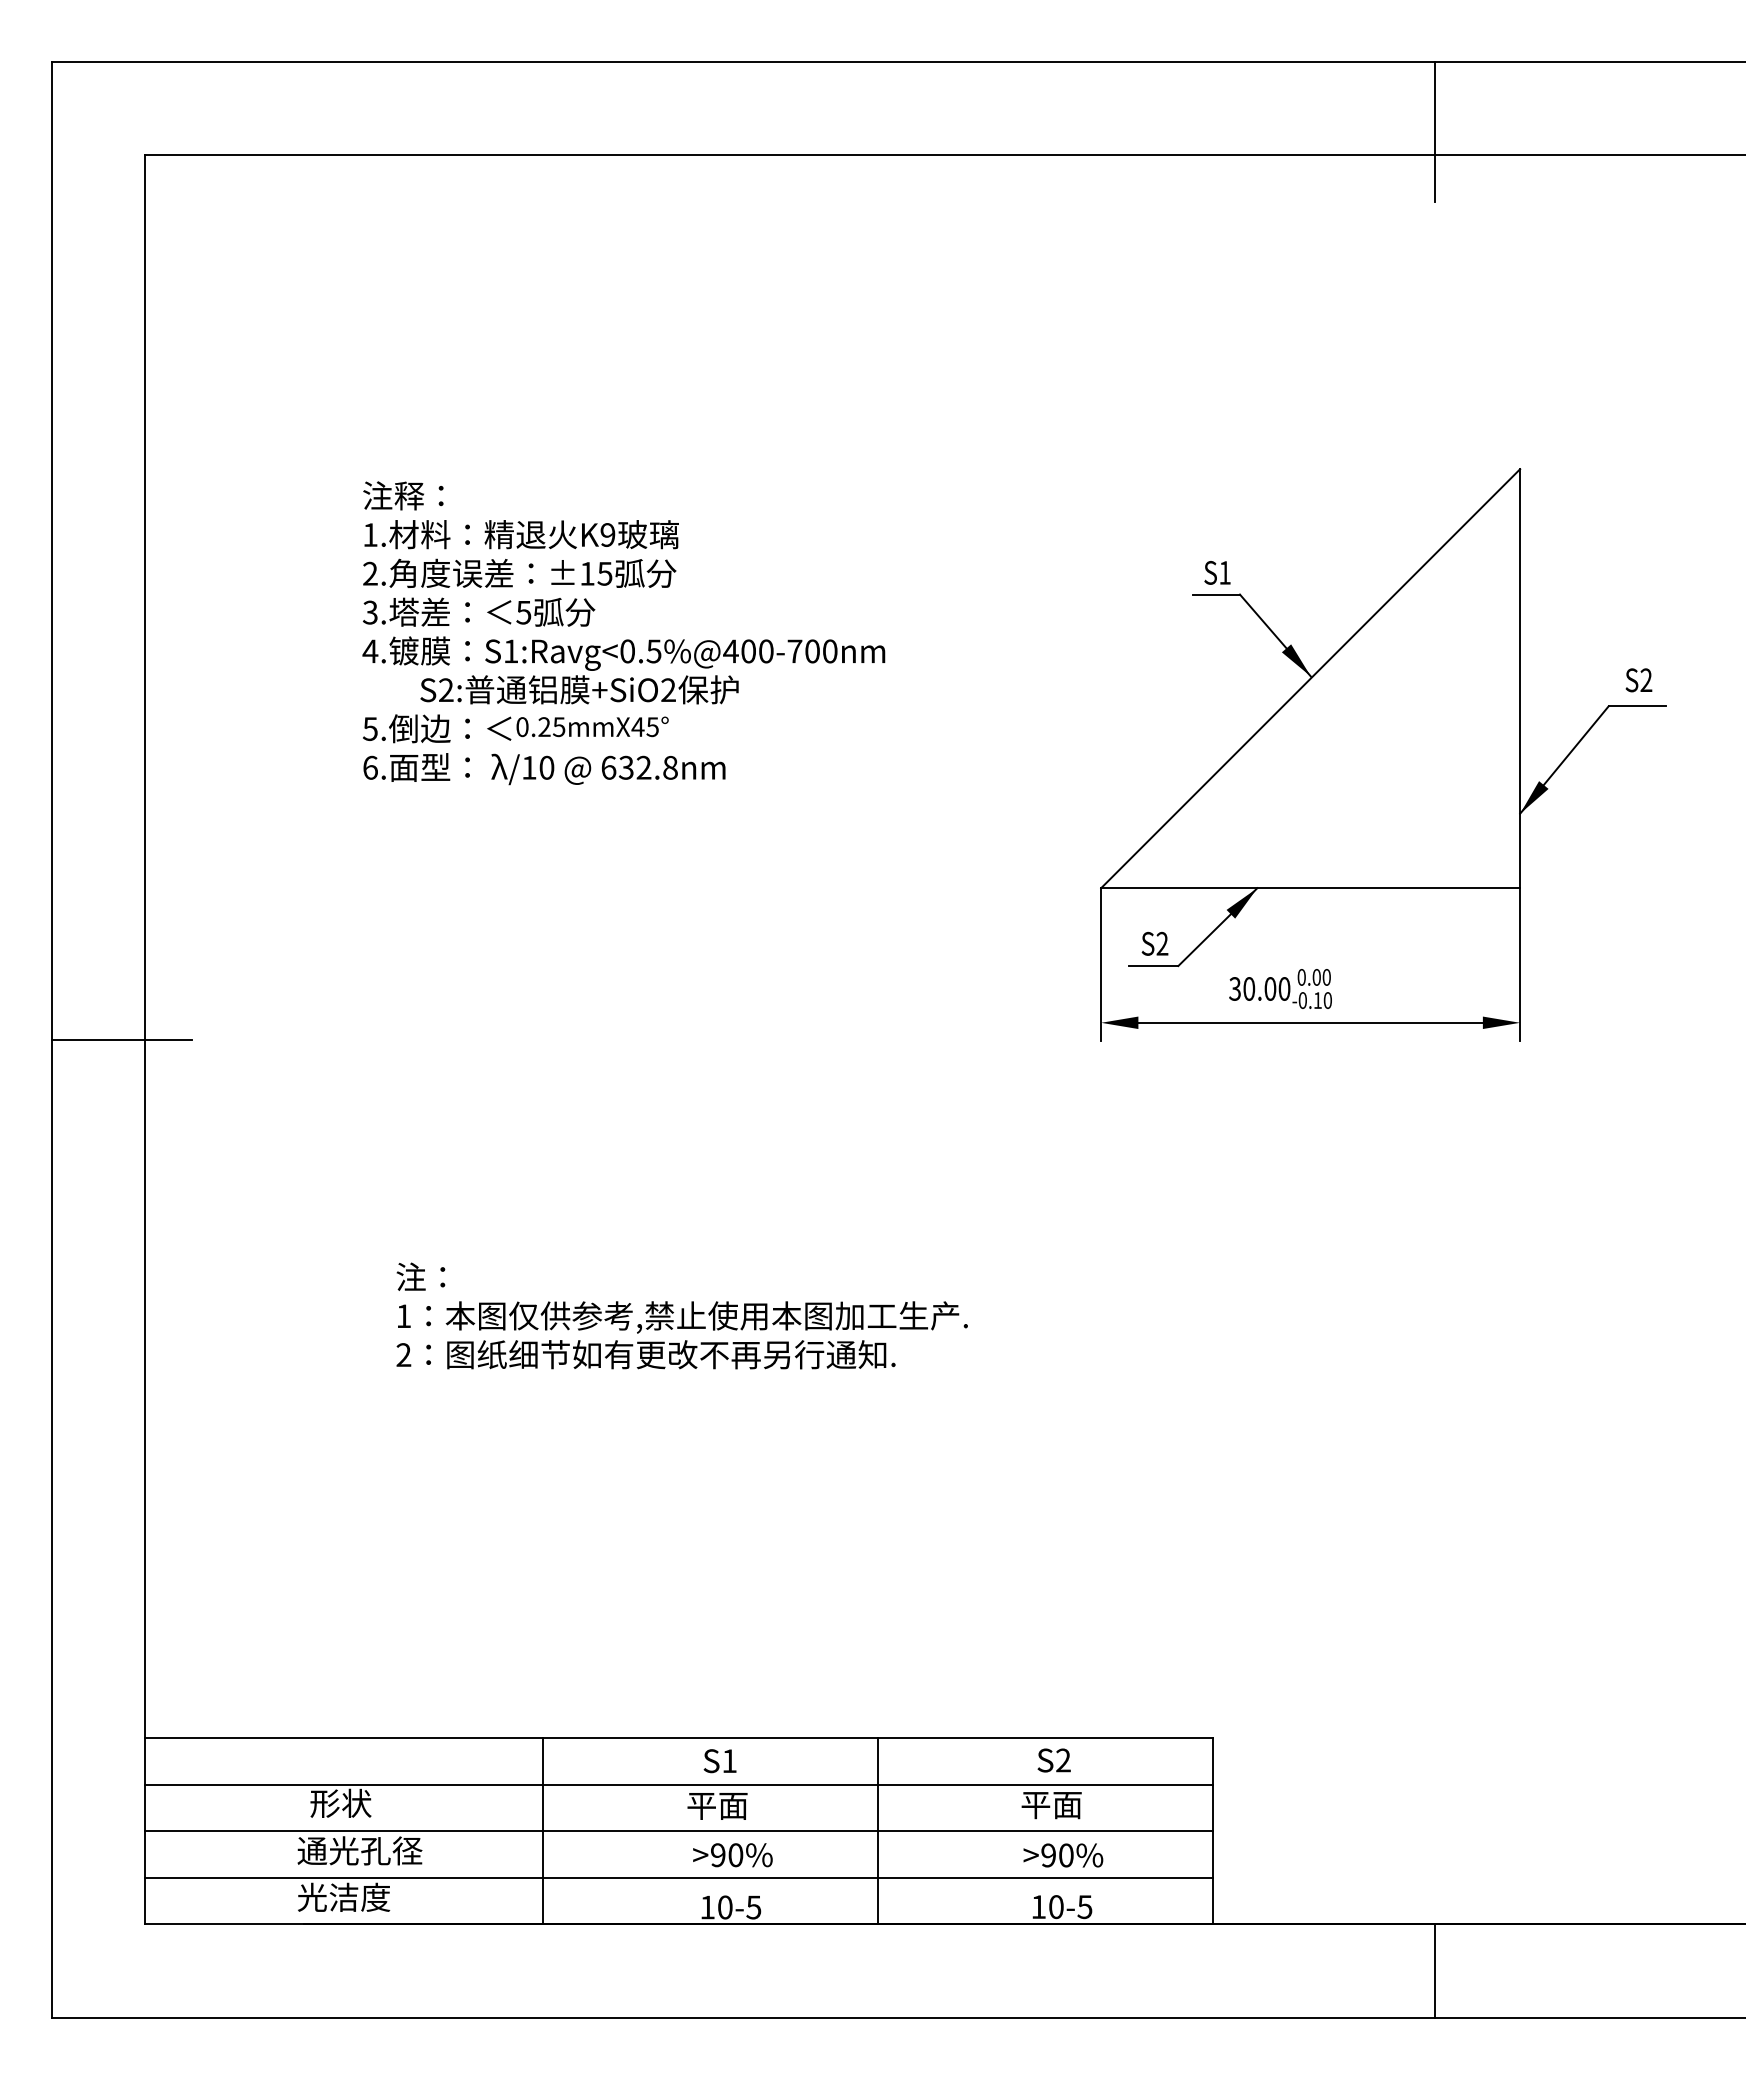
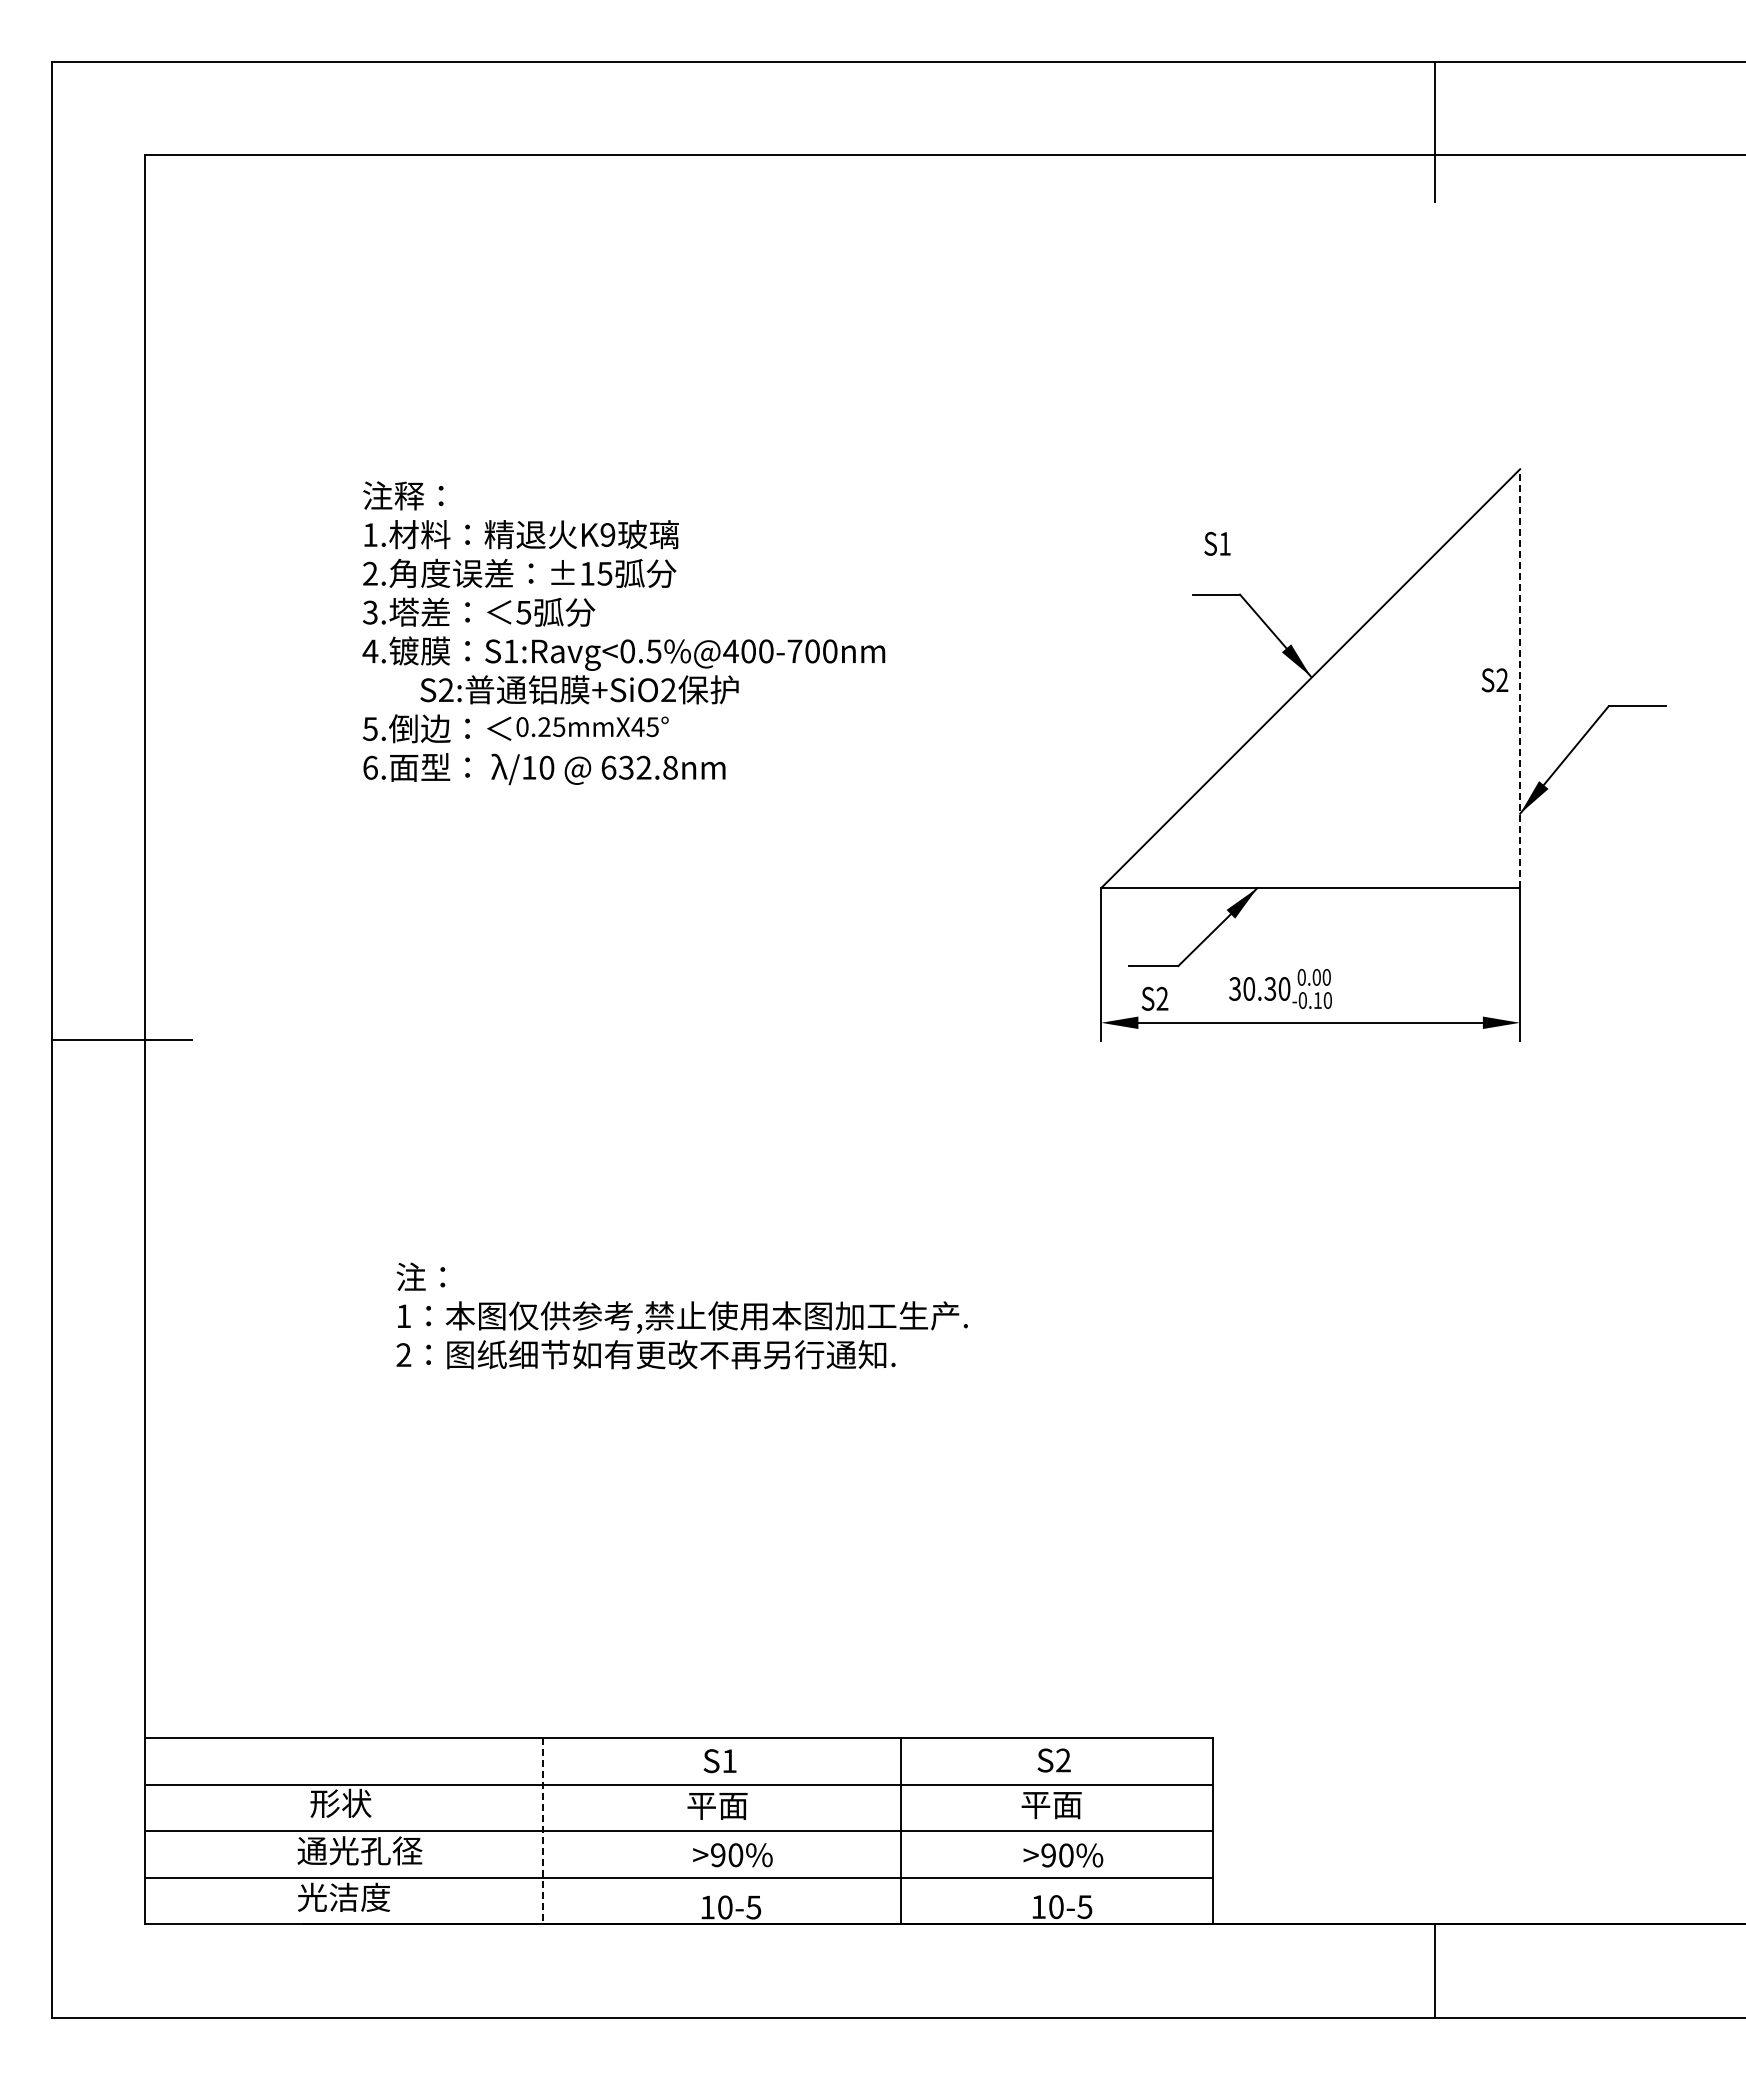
text position: (1217, 572) -> (1217, 543) (1217, 543)
line: solid -> dashed (1520, 678)
text position: (1638, 680) -> (1494, 680) (1494, 680)
text position: (1154, 943) -> (1154, 998) (1154, 998)
text: 30.00 -> 30.30 (1270, 988)
line: solid -> dashed (542, 1831)
line position: (877, 1831) -> (900, 1831) (900, 1831)
